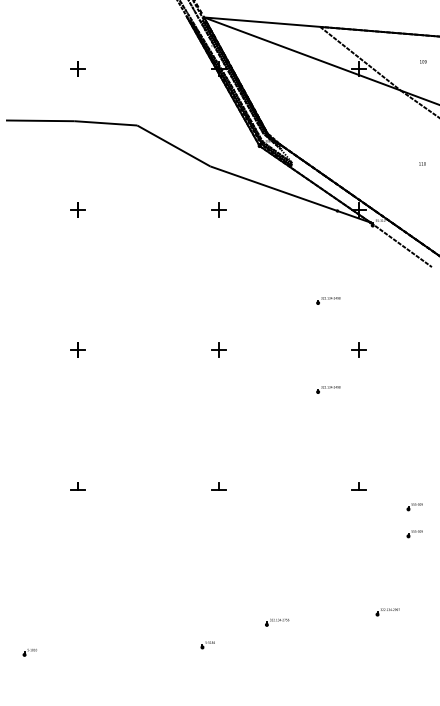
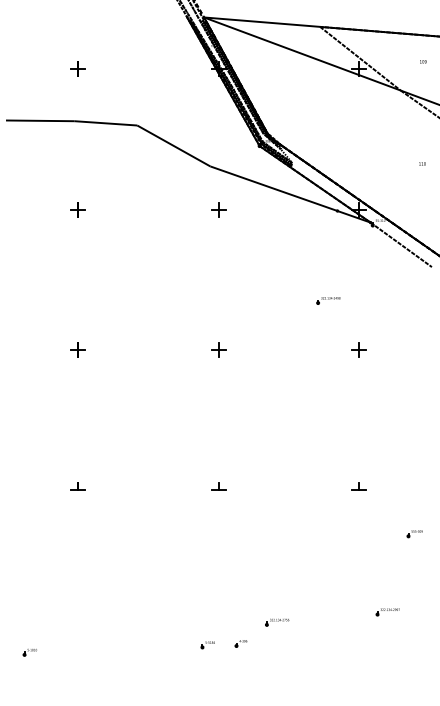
part: present -> none (328, 389)
part: present -> none (414, 507)
part: none -> present (240, 643)
